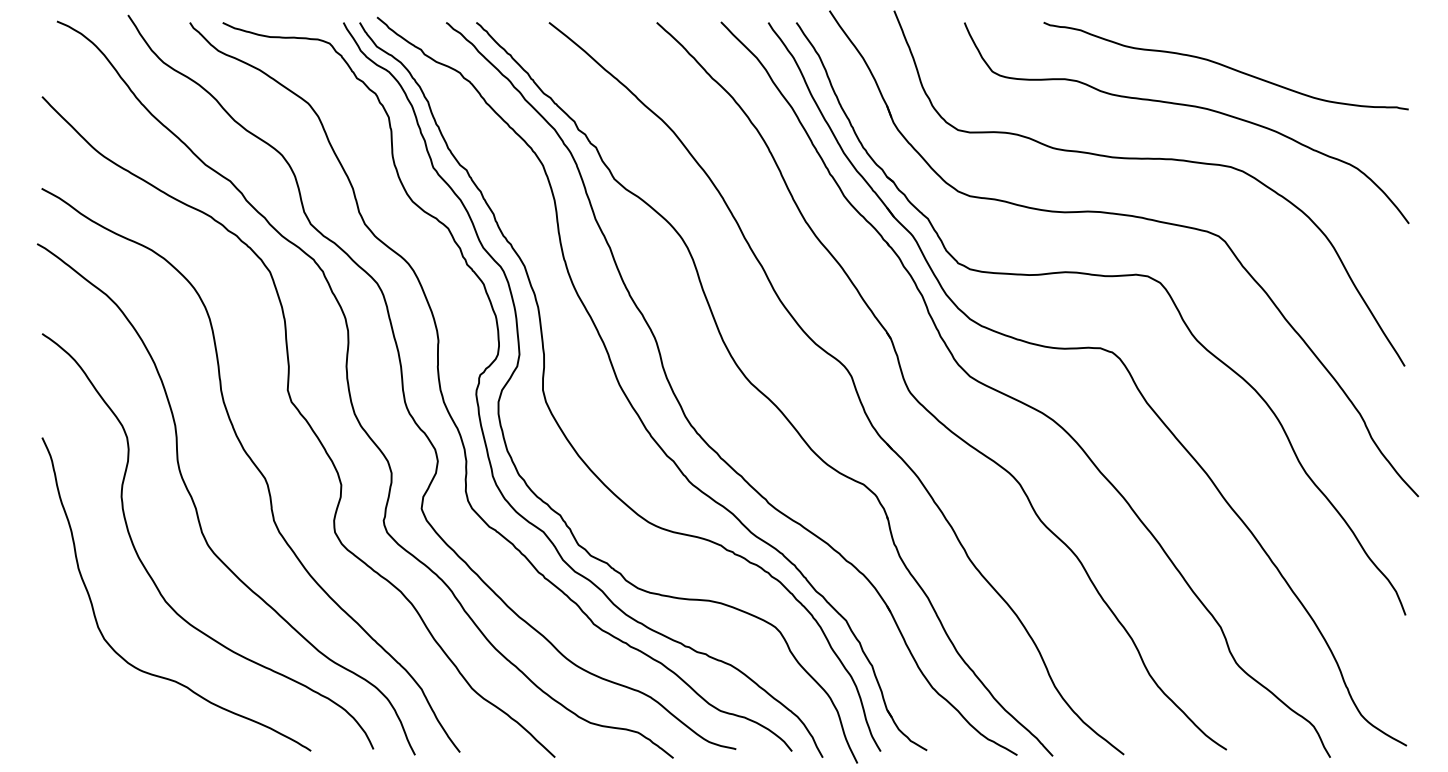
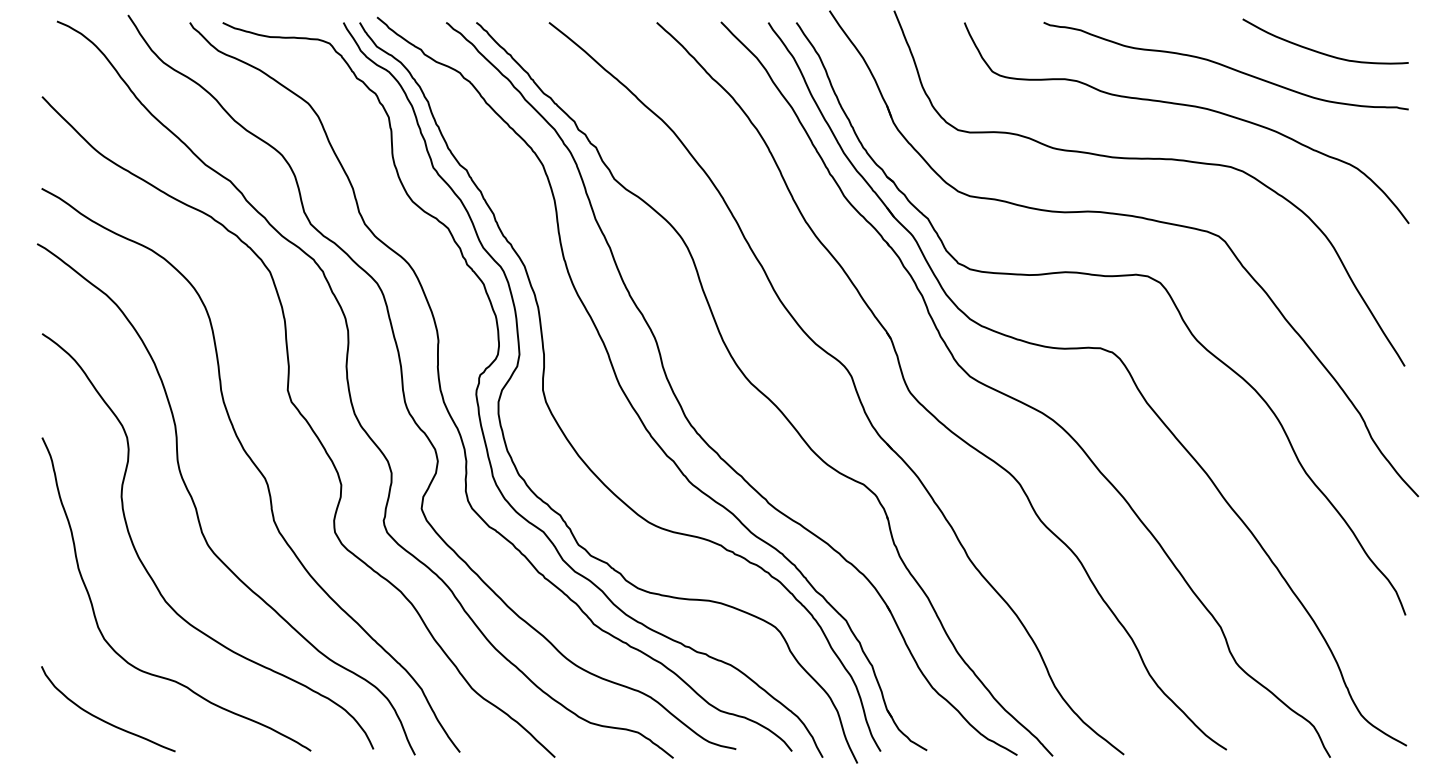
curve: none -> present (1322, 52)
curve: none -> present (103, 719)
